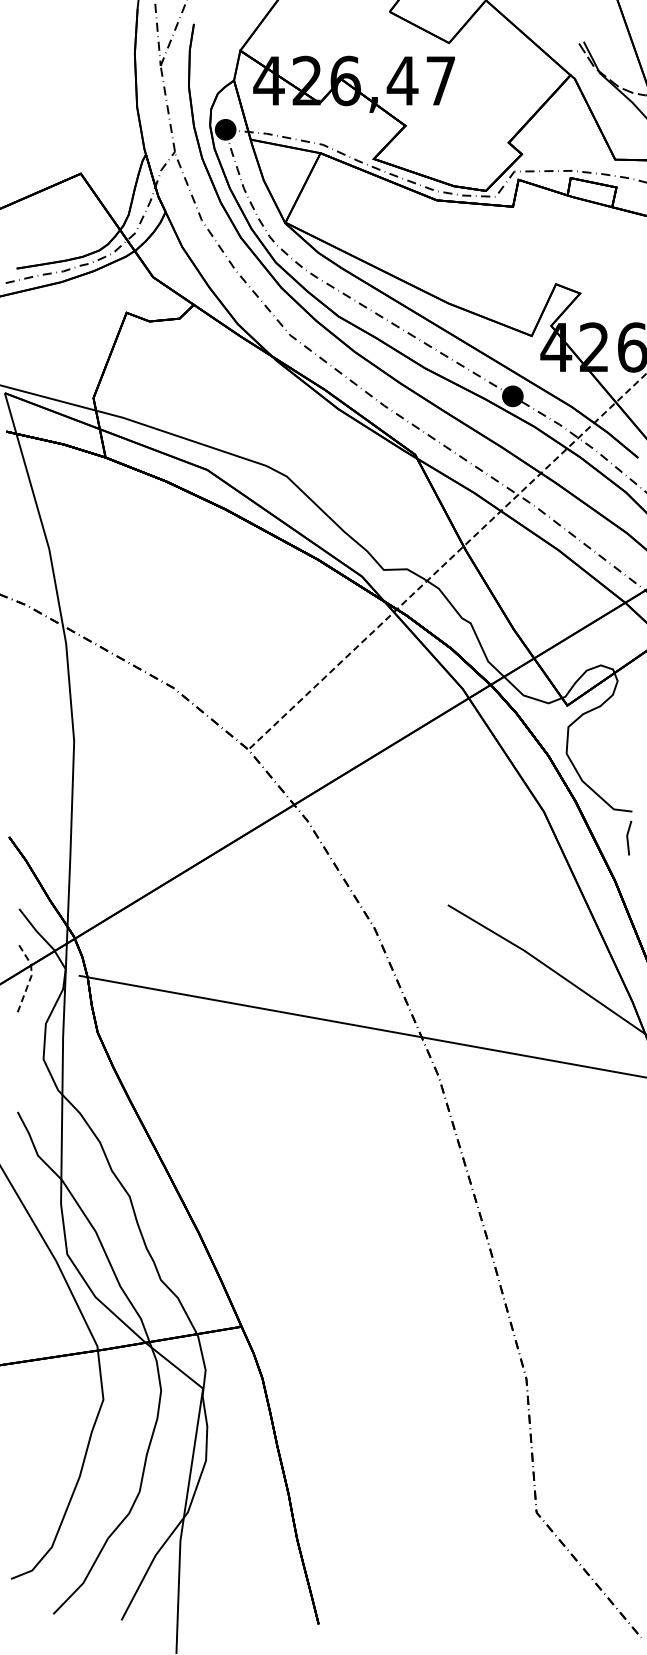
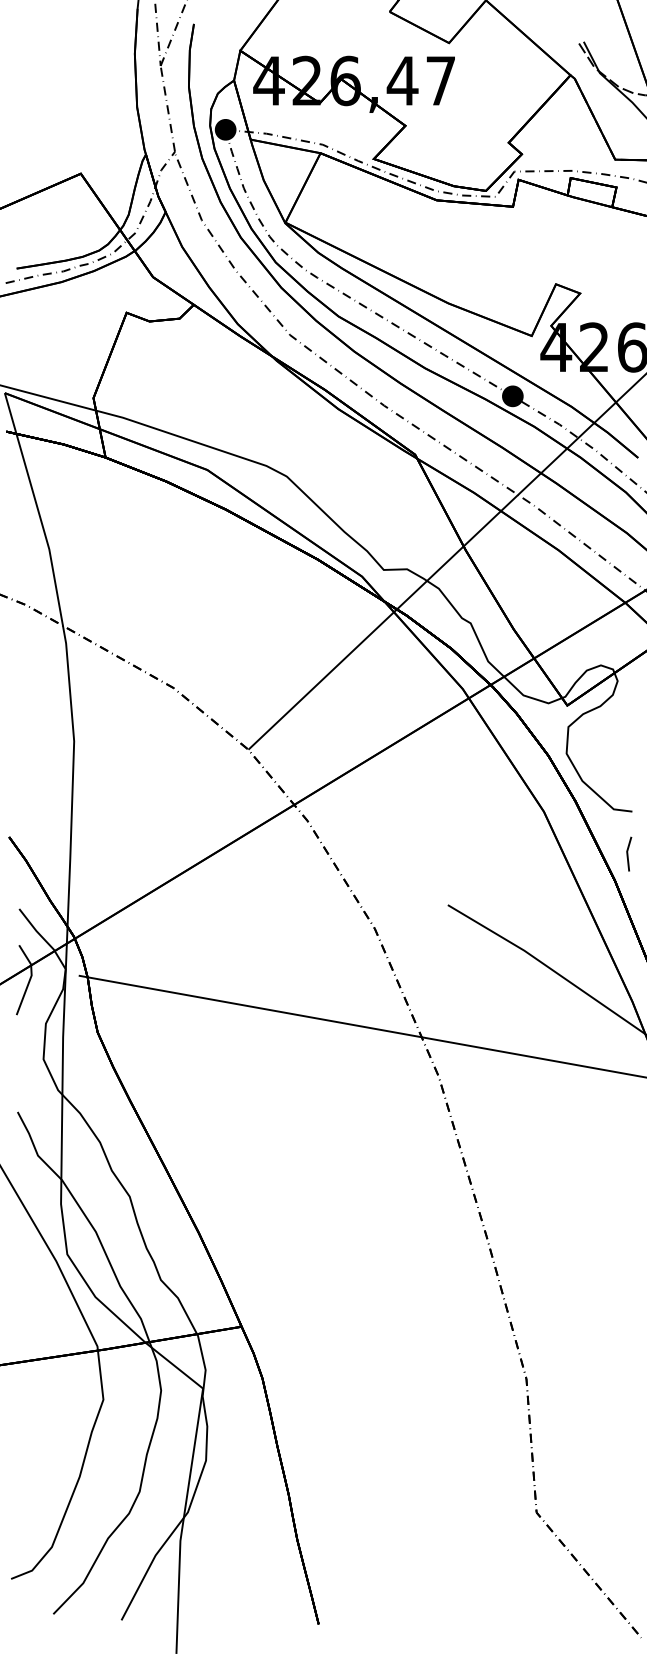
line: dashed -> solid (447, 561)
line position: (628, 837) -> (628, 853) (628, 853)
line: dashed -> solid (30, 978)
